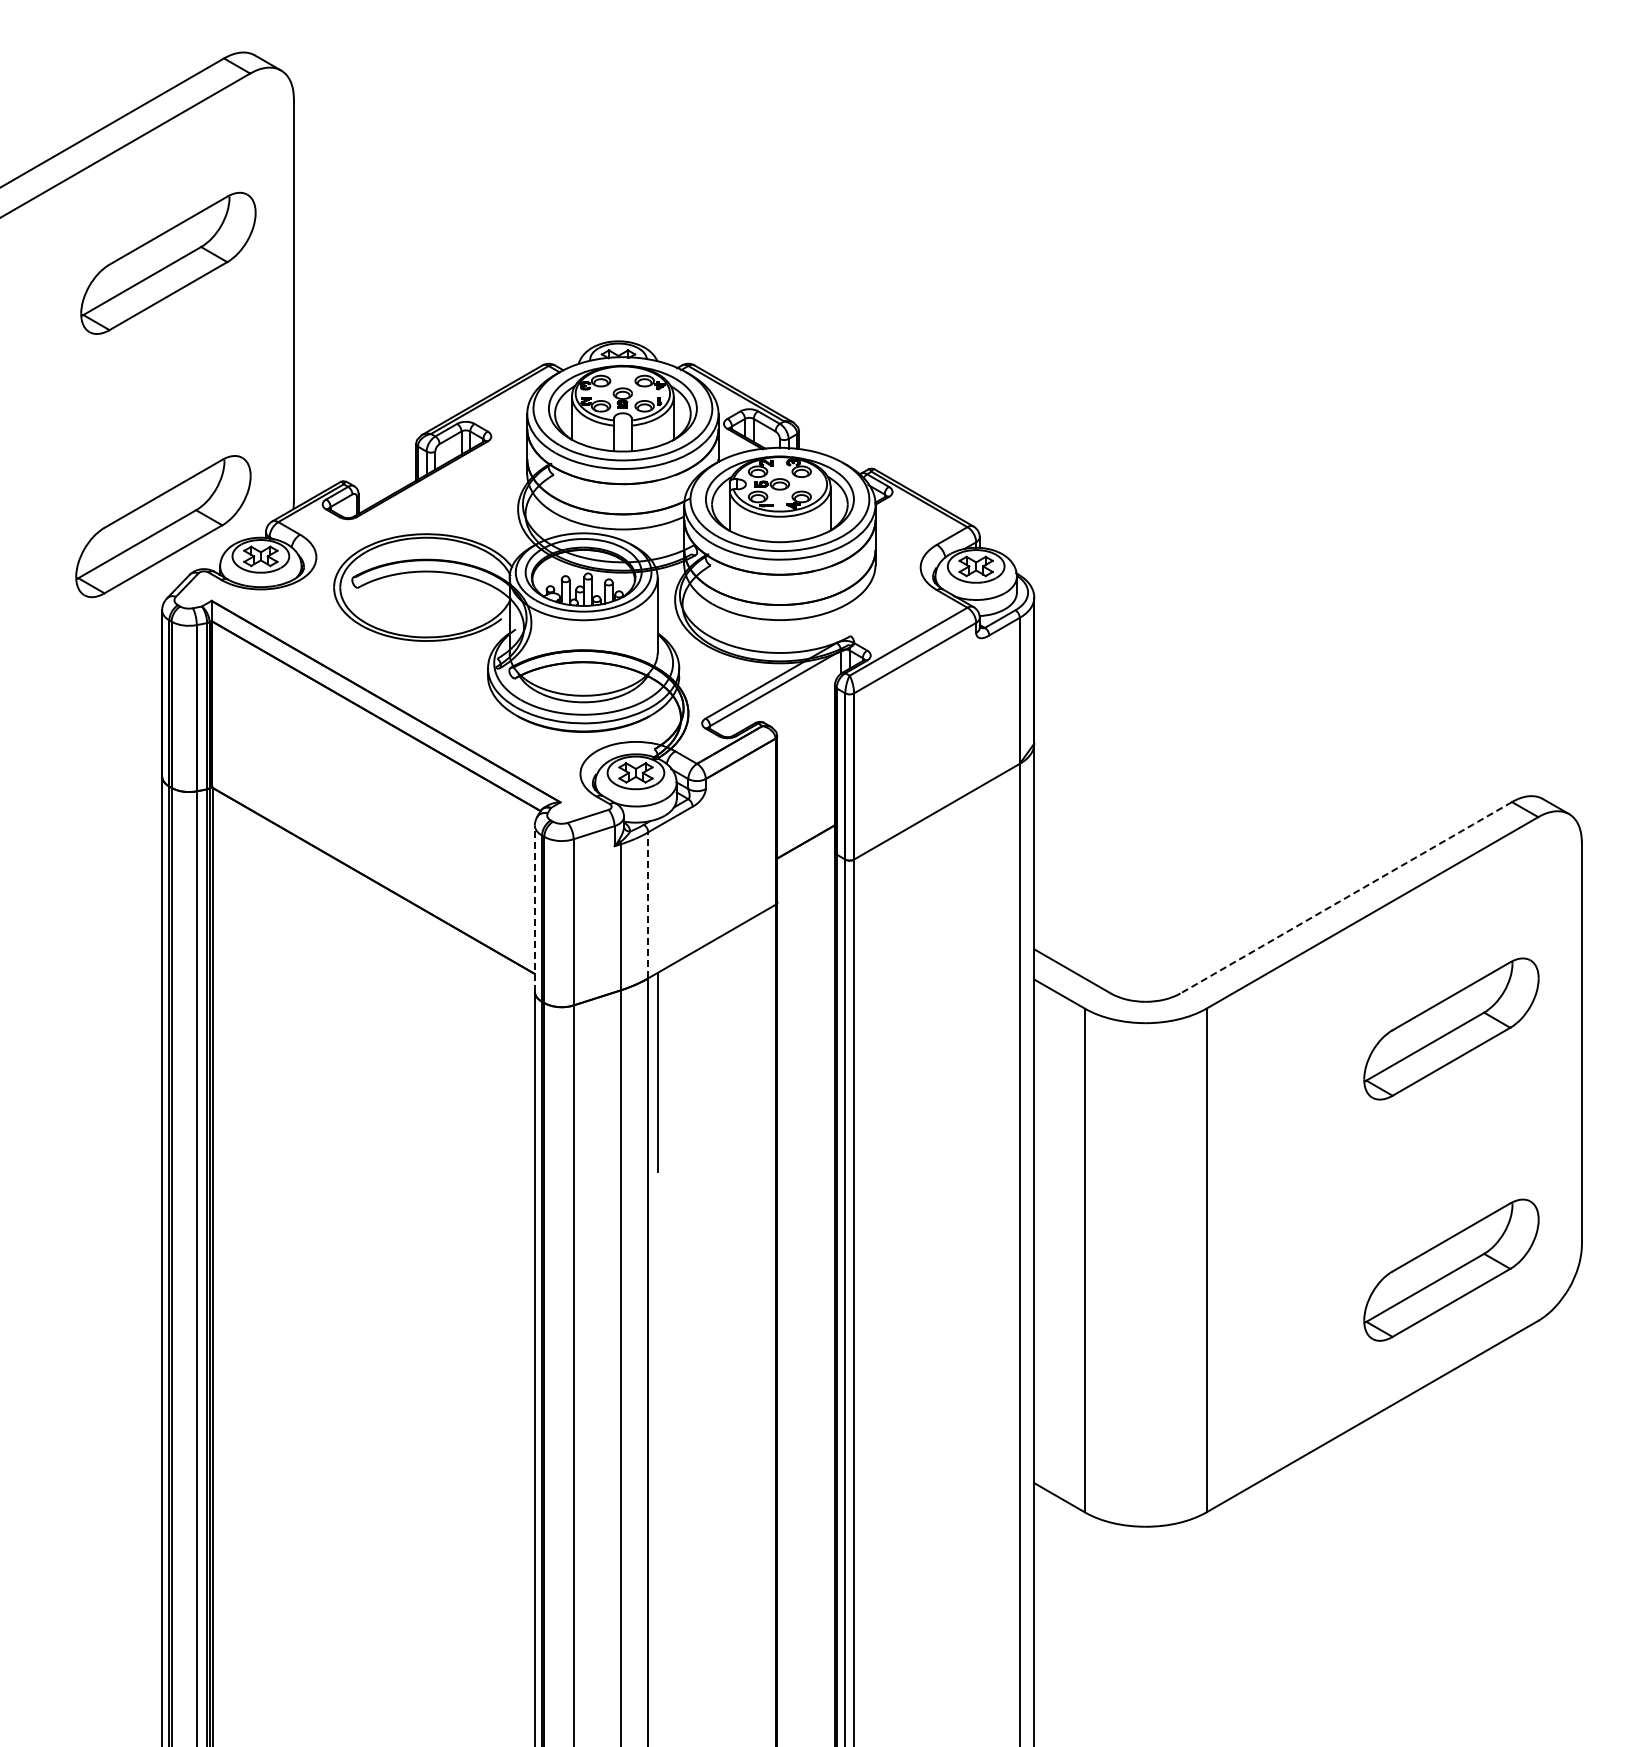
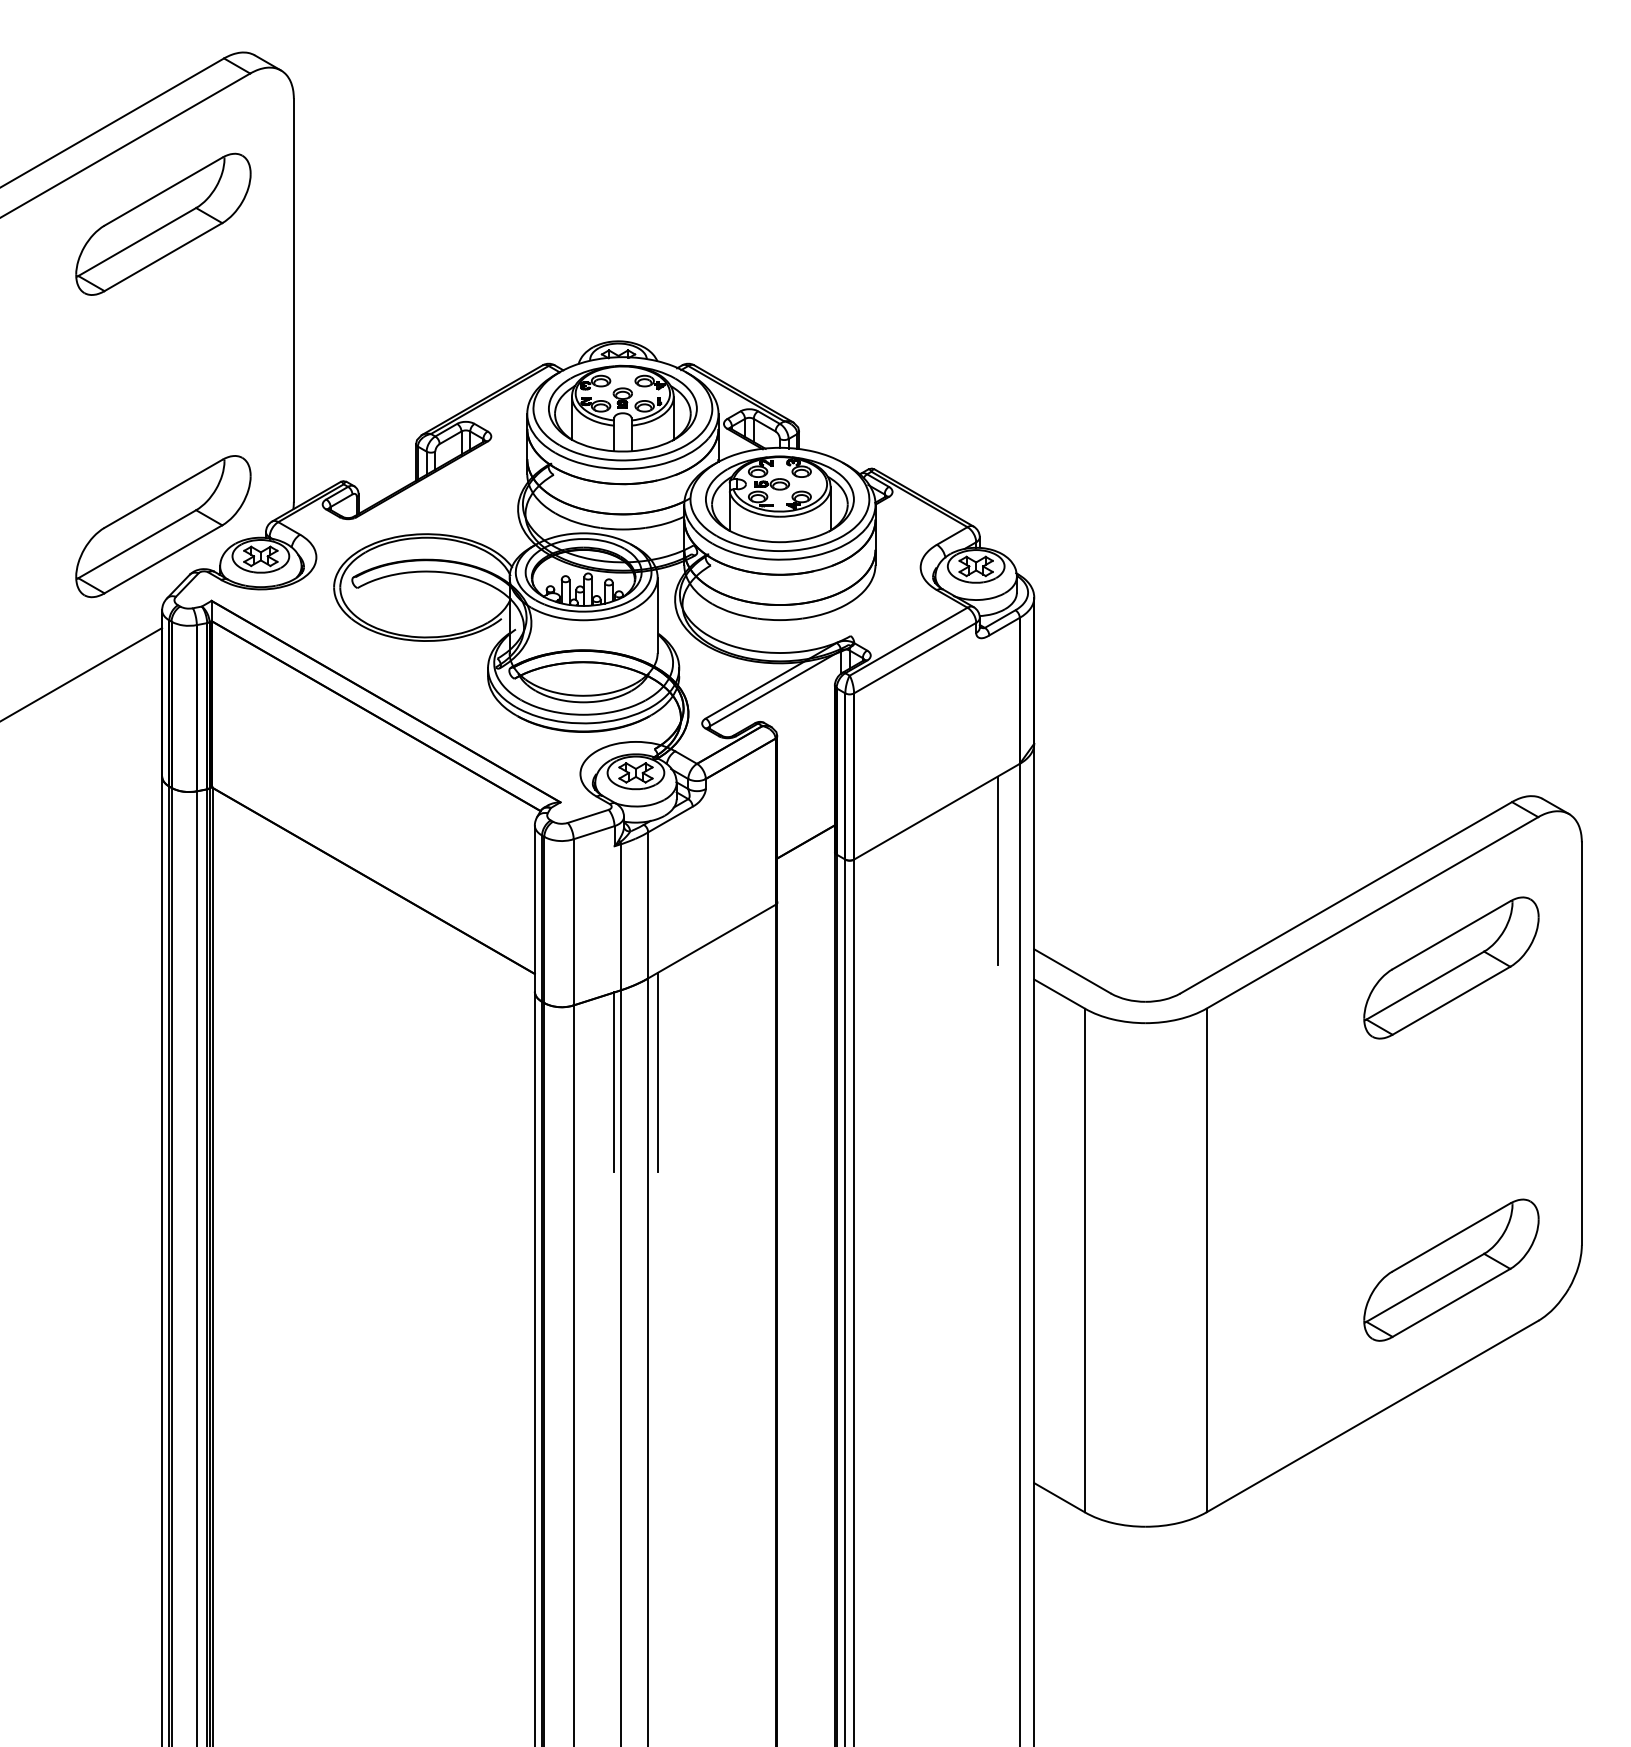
part position: (168, 262) -> (163, 223) (163, 223)
line: none -> present (82, 674)
line: none -> present (997, 870)
line: dashed -> solid (1345, 898)
line: dashed -> solid (648, 904)
line: dashed -> solid (534, 908)
part position: (1451, 1028) -> (1451, 967) (1451, 967)
line: none -> present (614, 1081)
